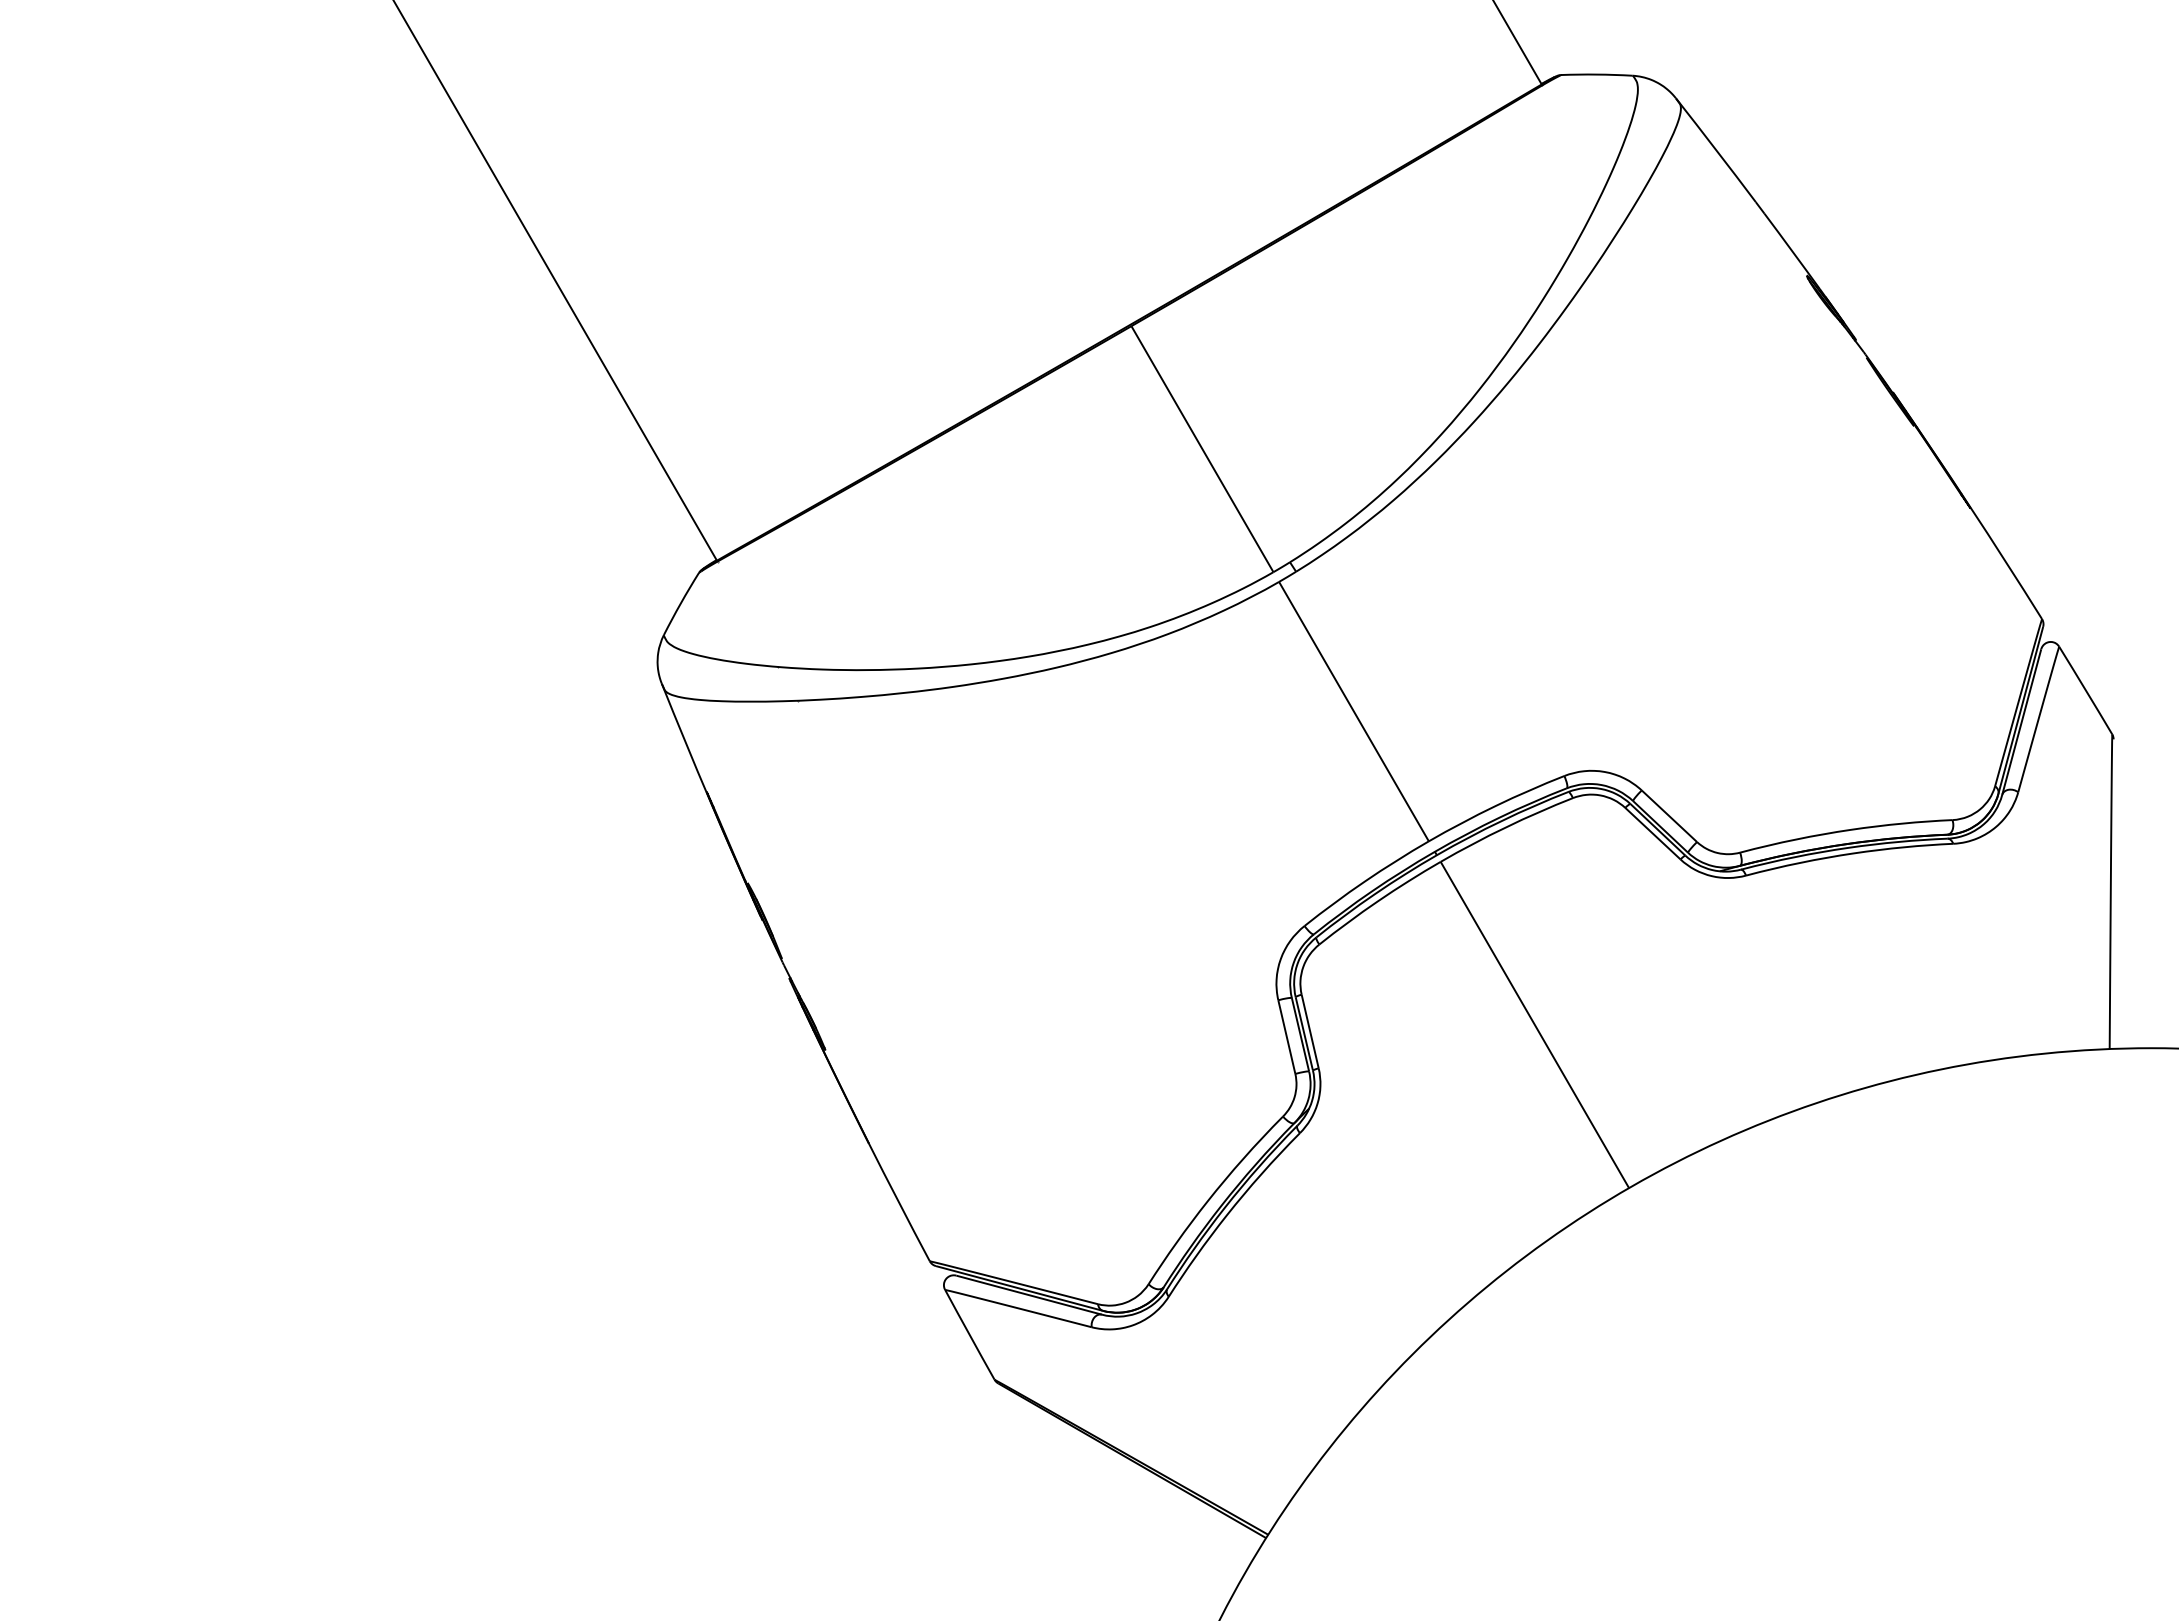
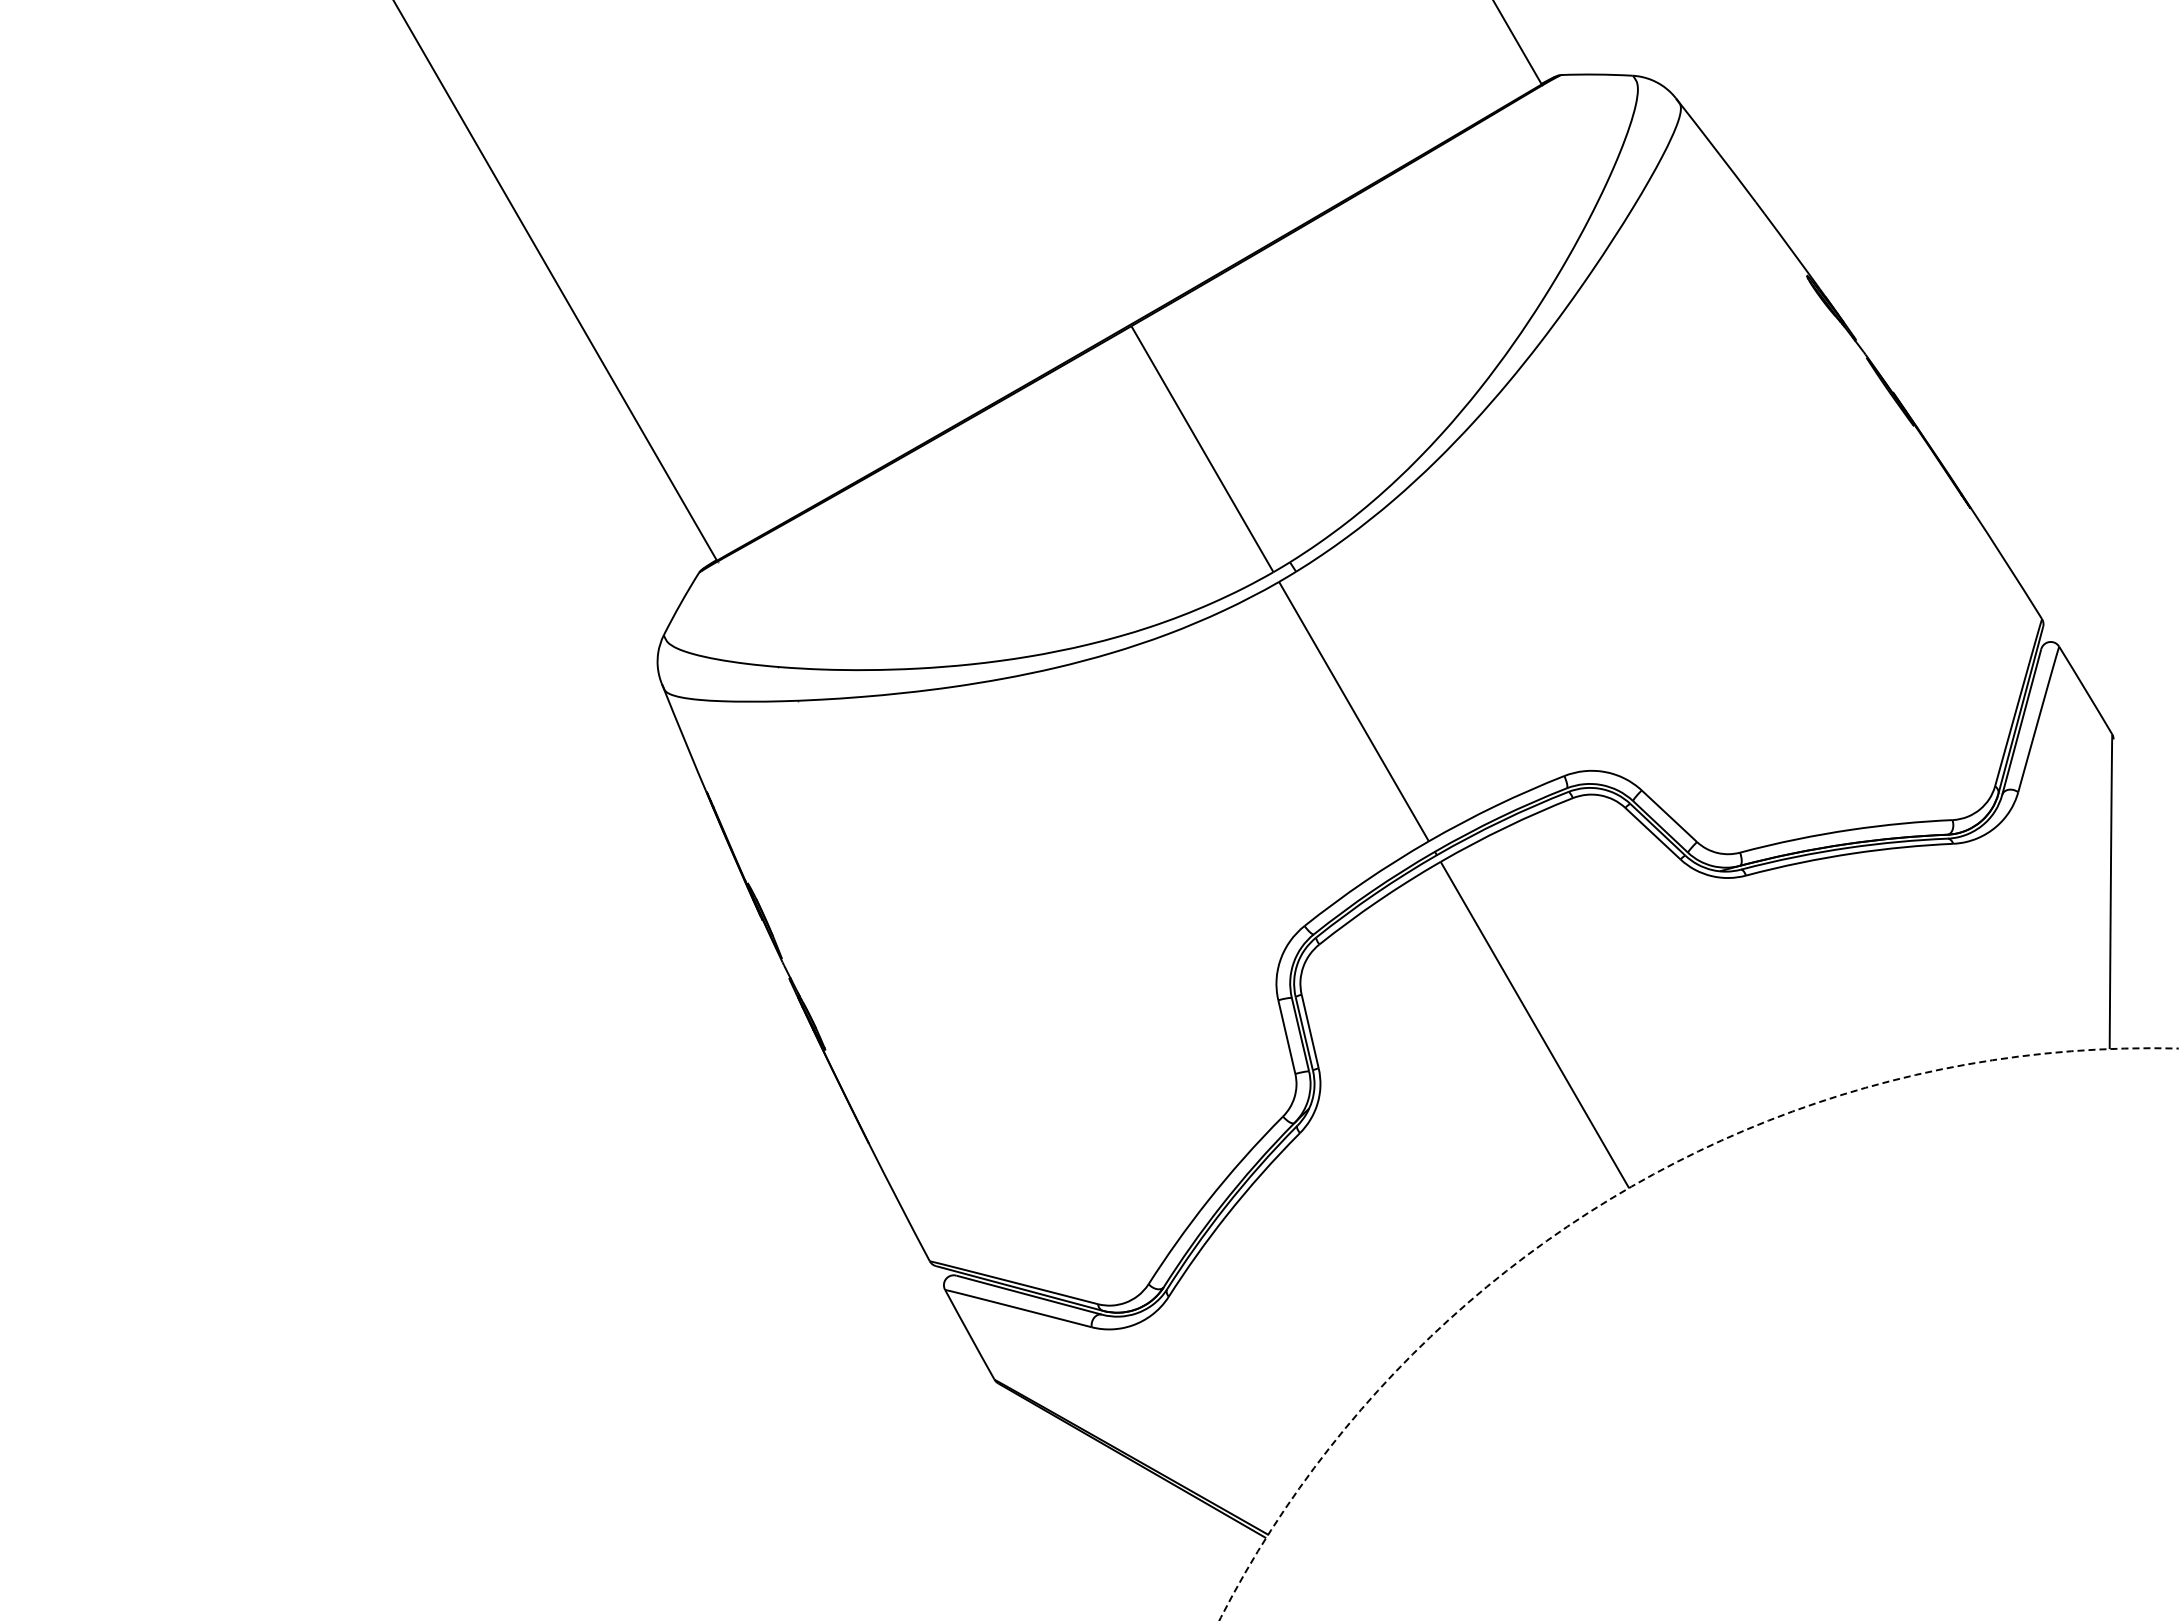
circle: solid -> dashed (1698, 1334)
